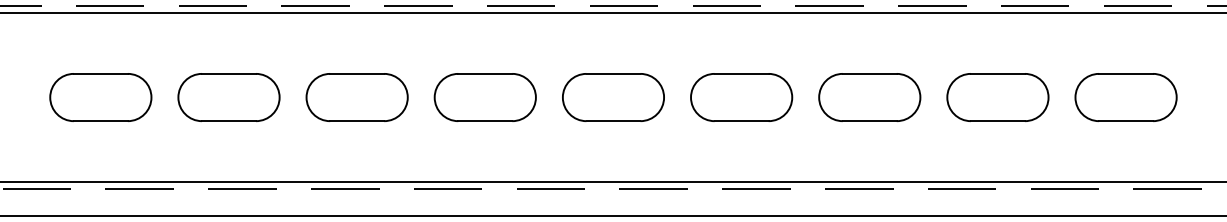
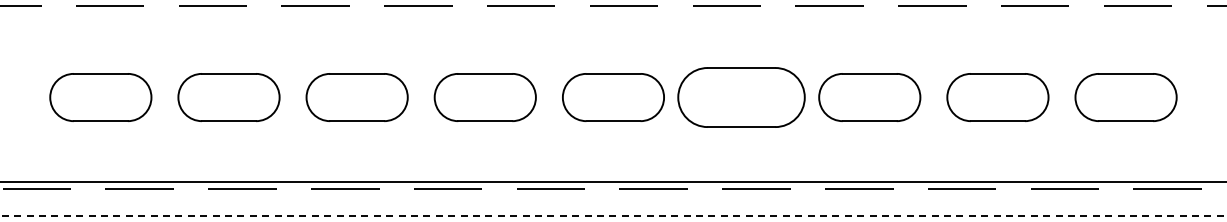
line: present -> none (612, 13)
part size: 104x49 px -> 129x61 px (741, 97)
line: solid -> dashed (613, 215)
